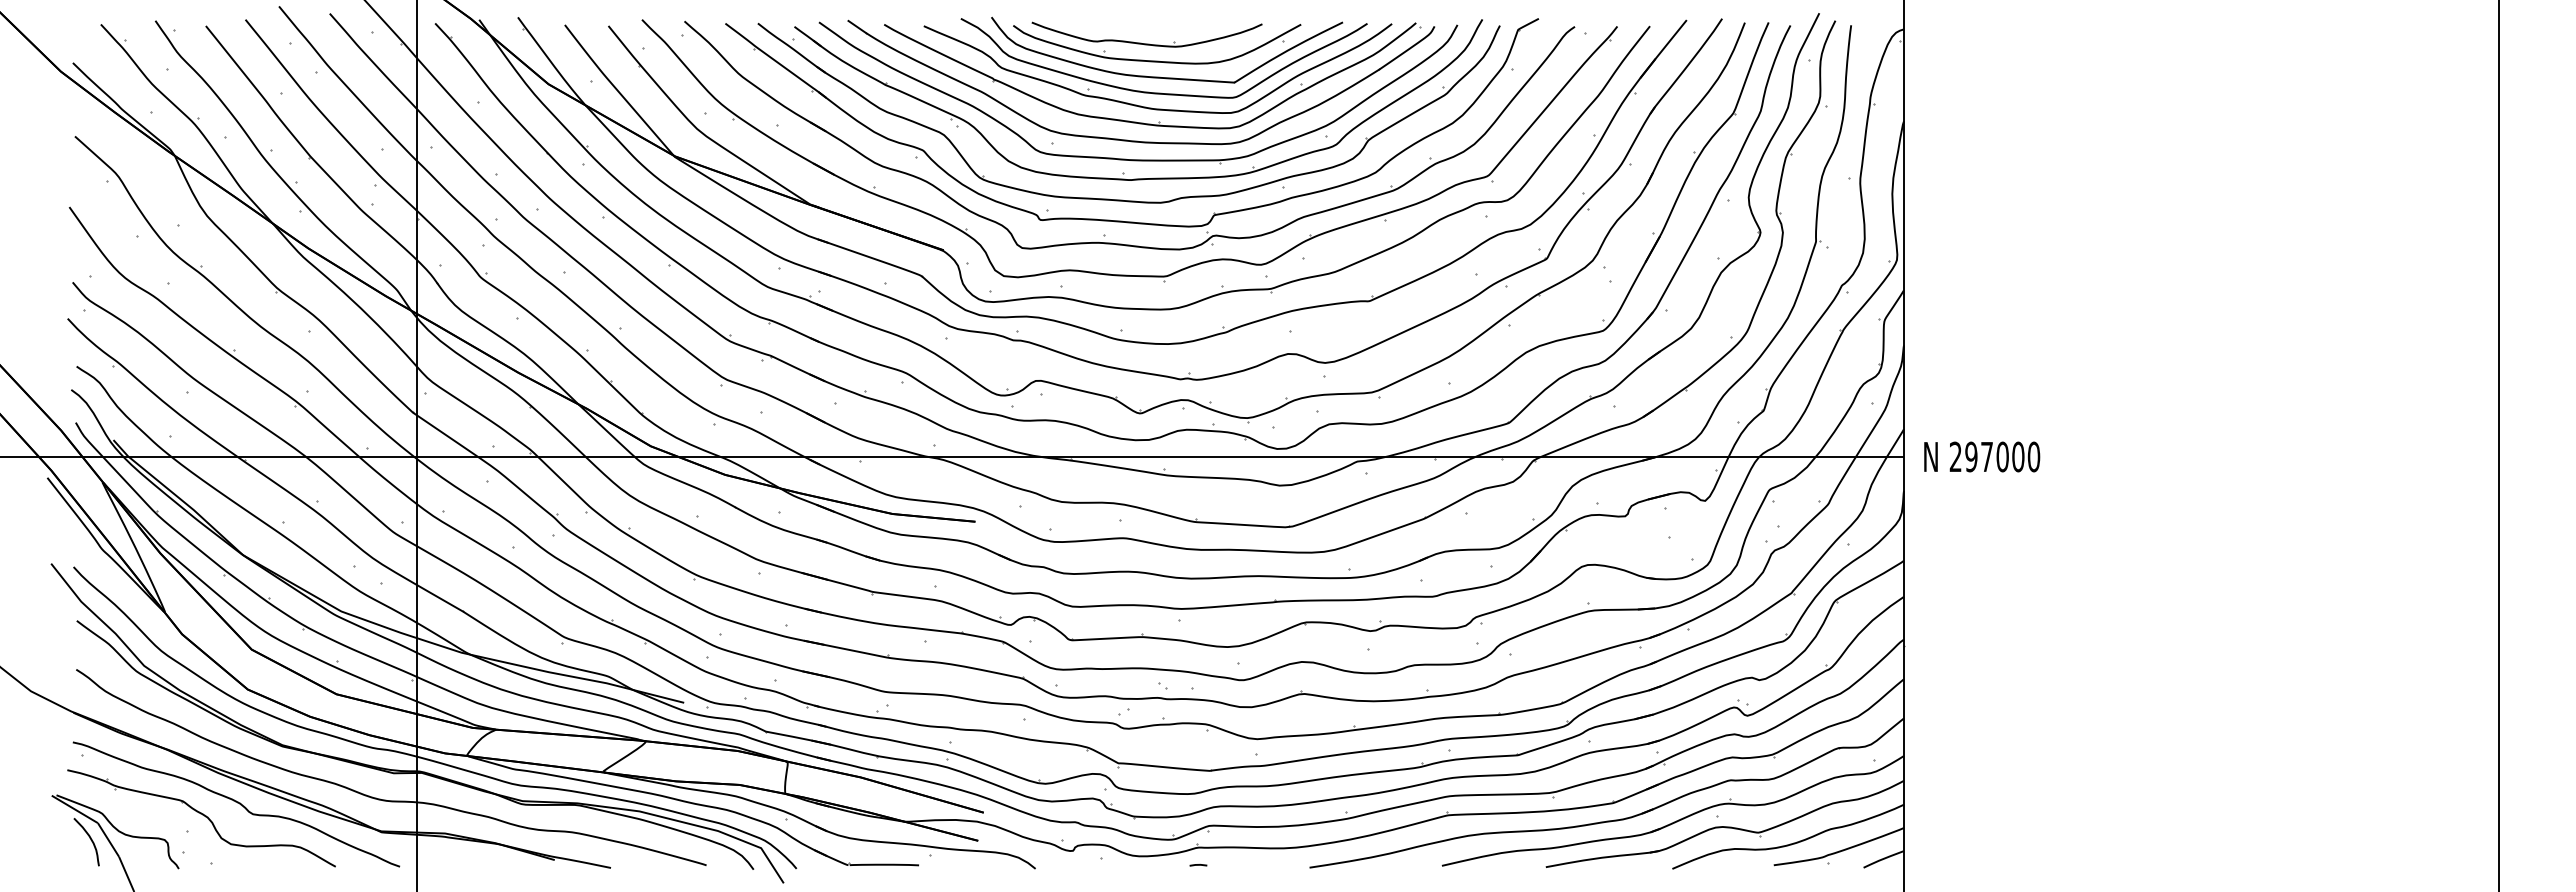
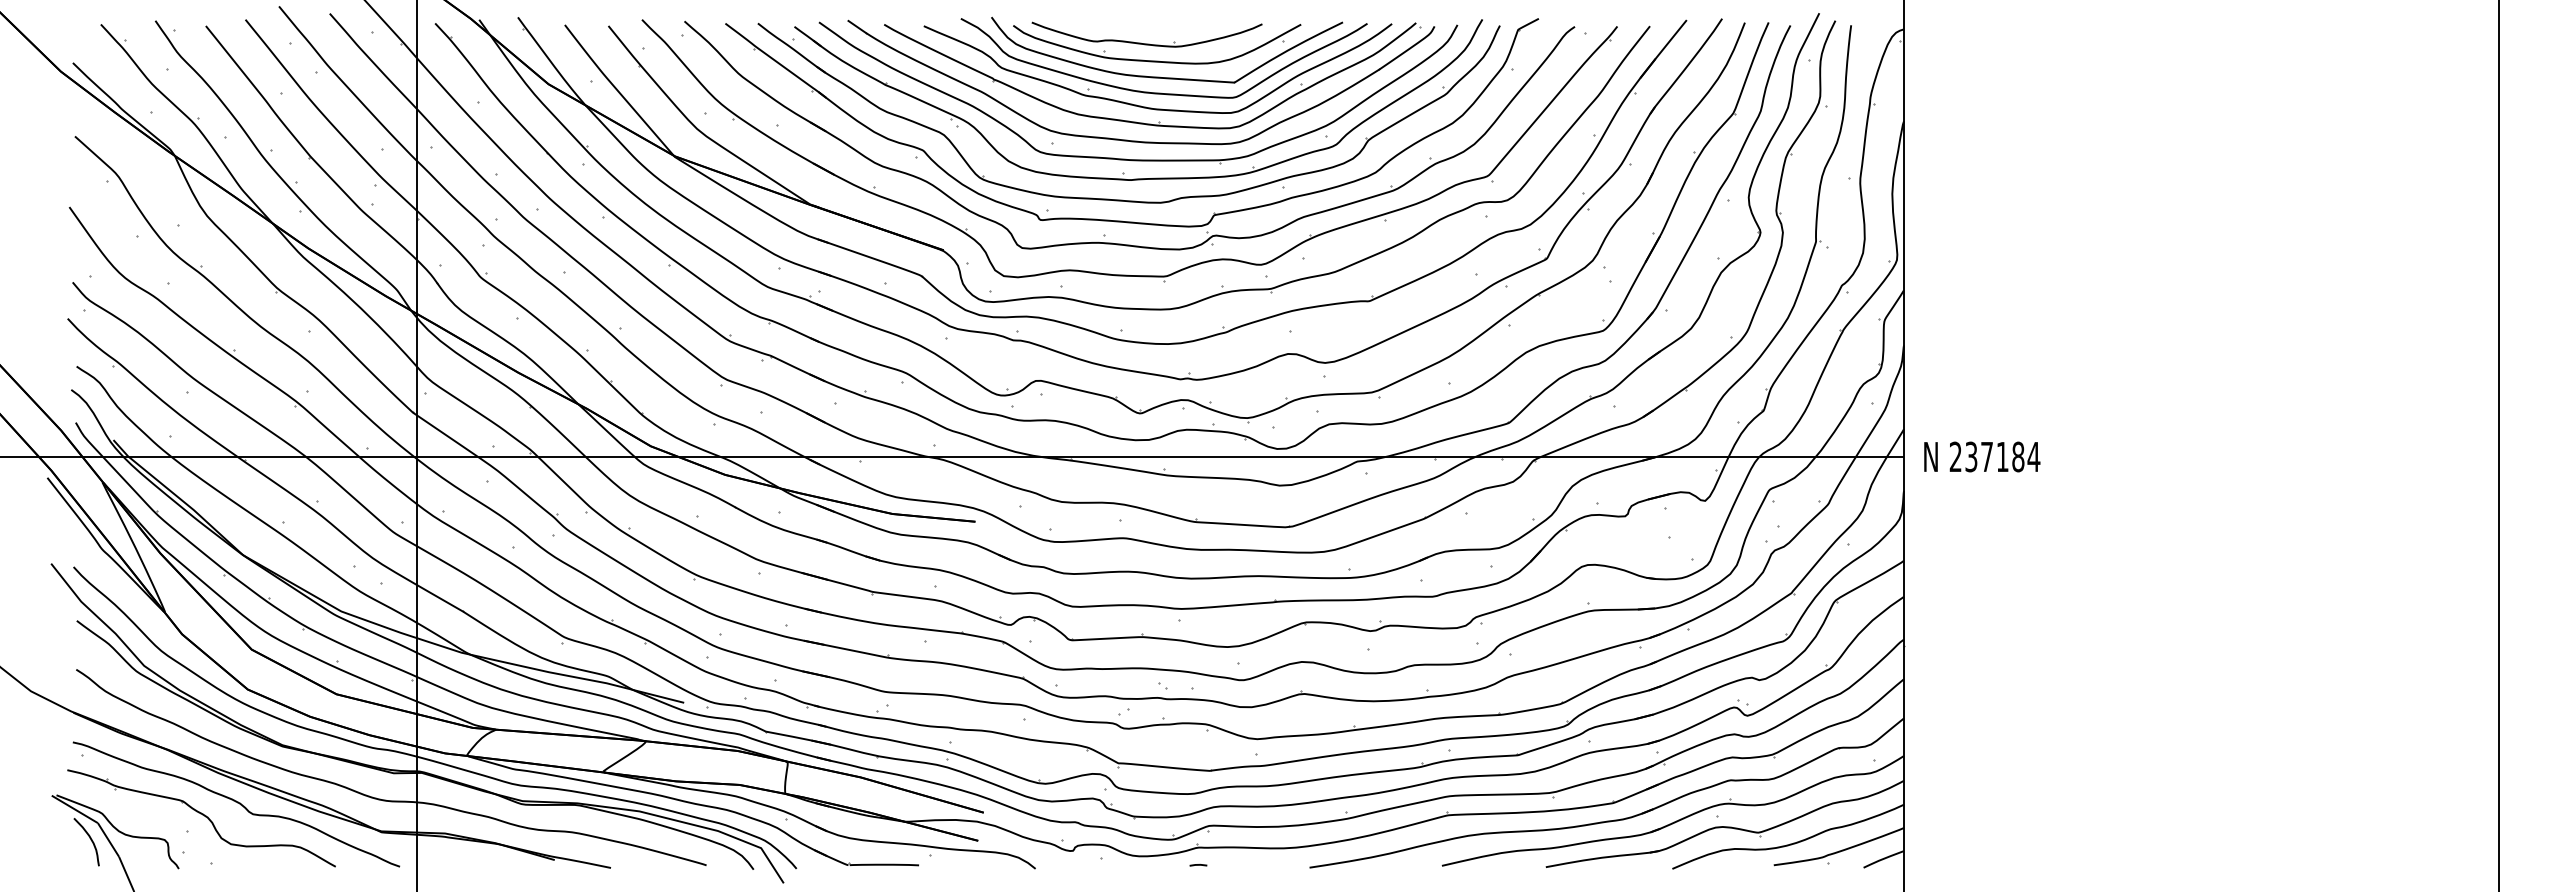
text: 297000 -> 237184 (2002, 456)
